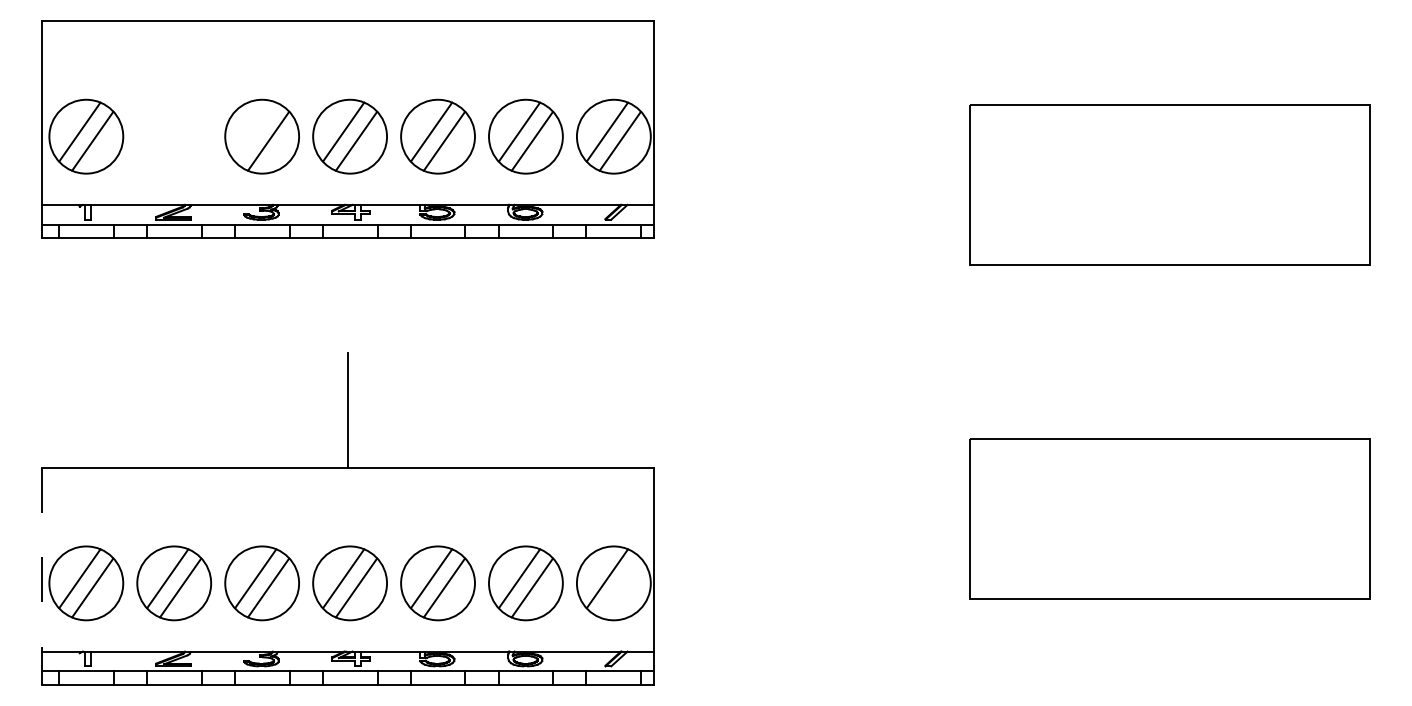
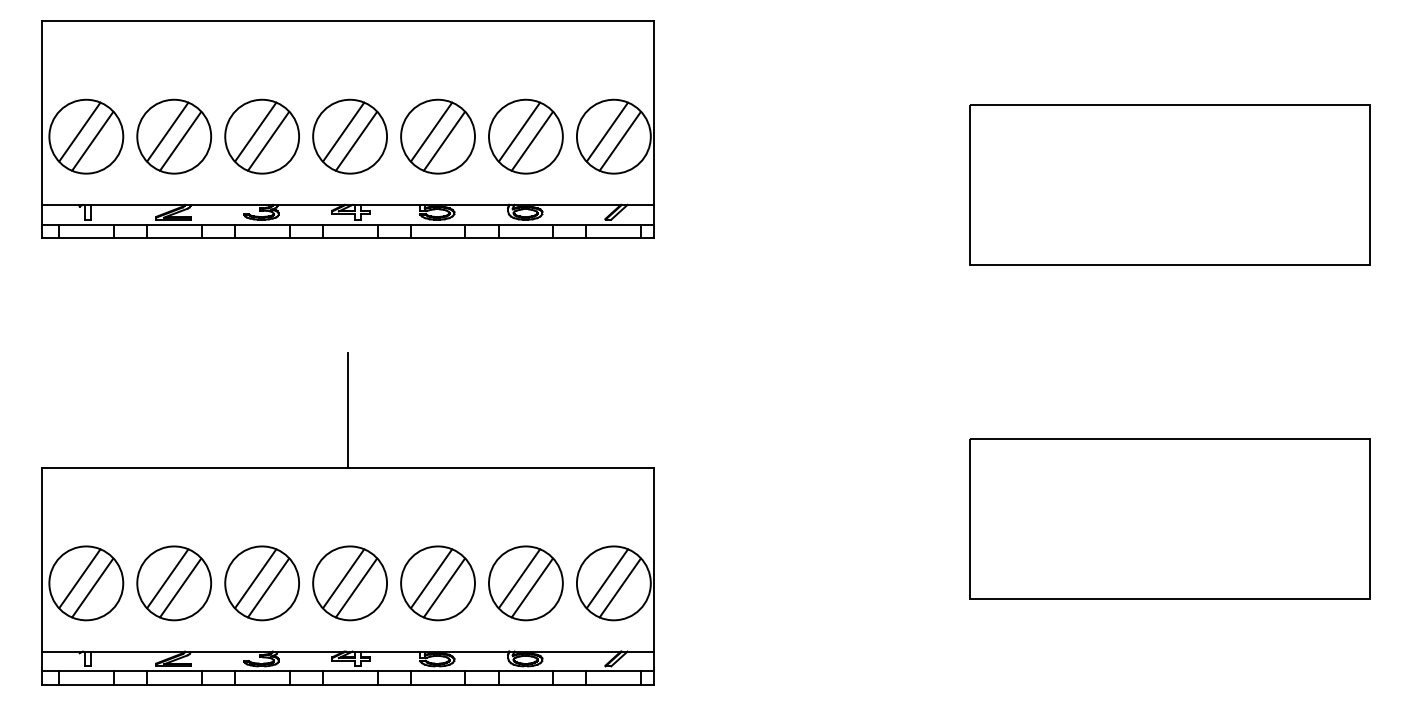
line: none -> present (255, 131)
part: none -> present (174, 136)
line: dashed -> solid (42, 576)
line: none -> present (619, 587)
